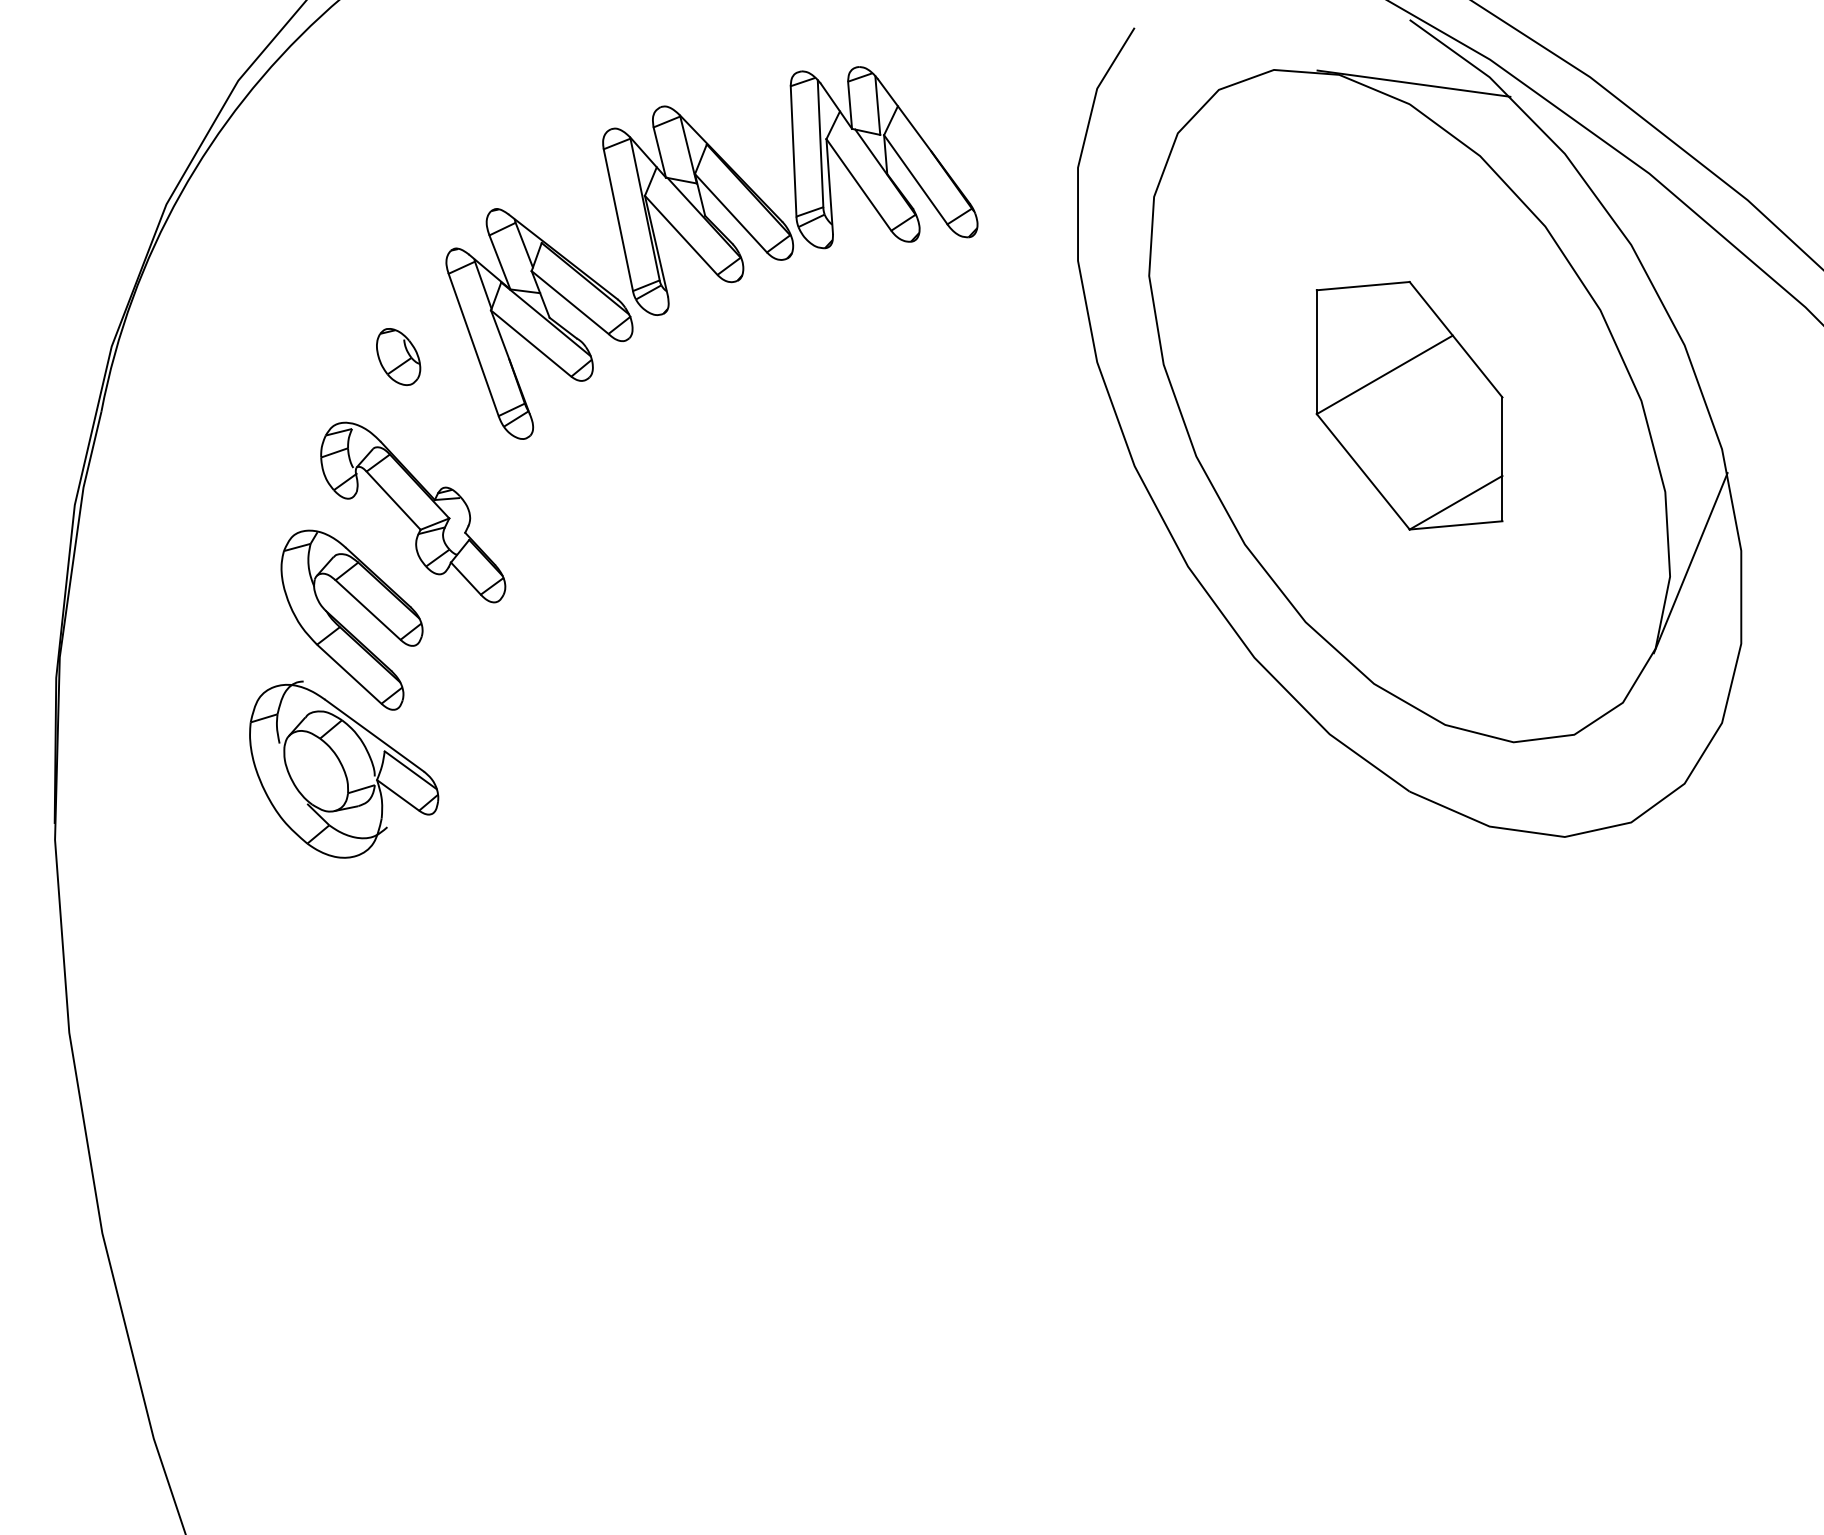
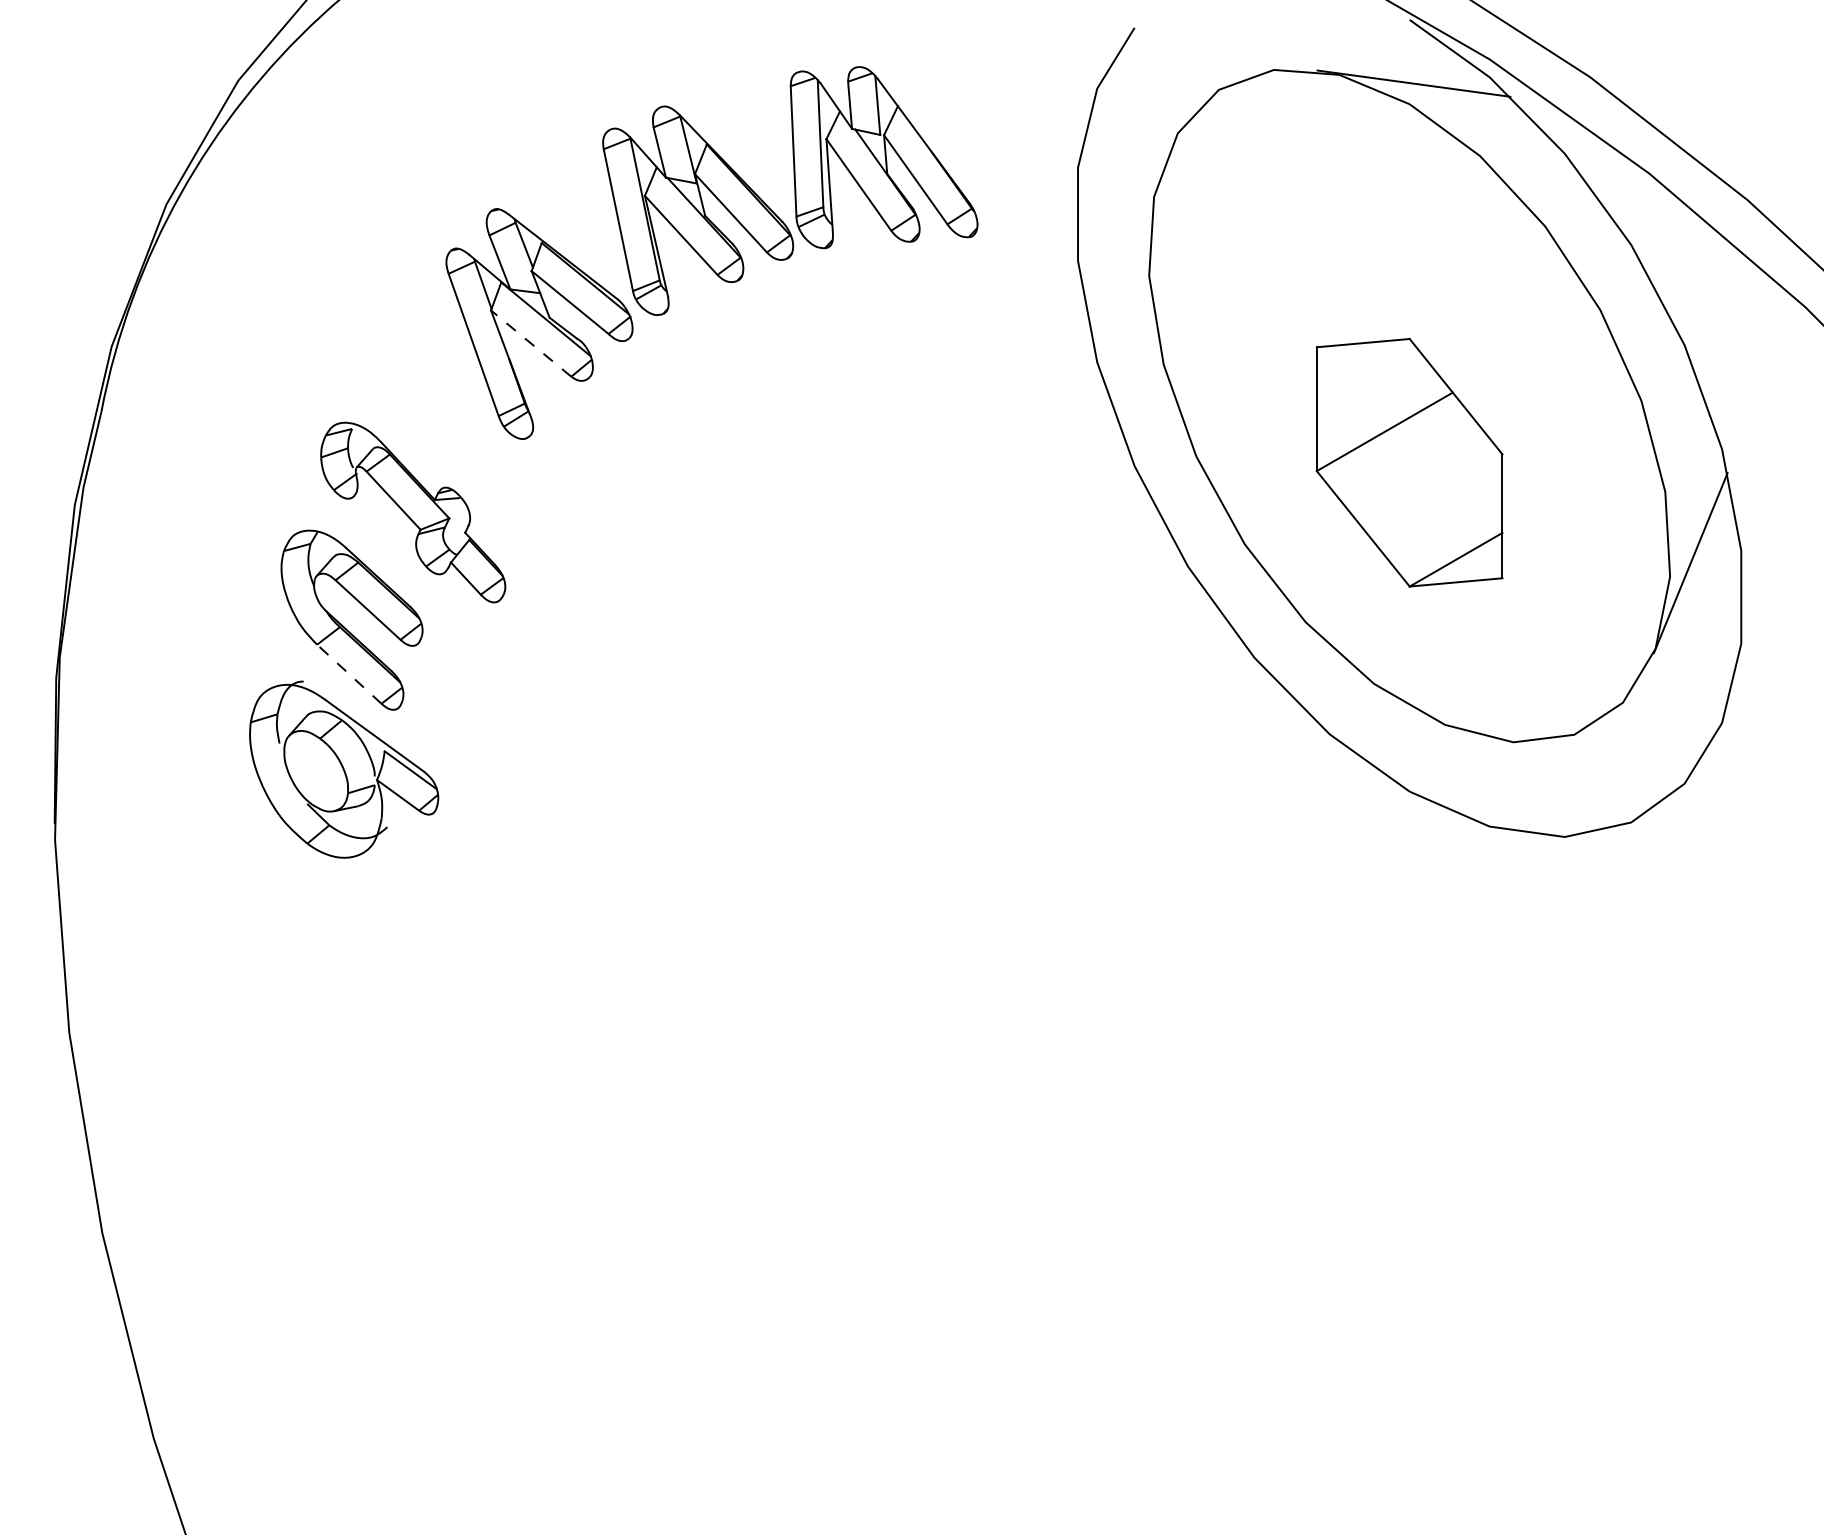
line: solid -> dashed (530, 343)
part: present -> none (398, 356)
part position: (1409, 405) -> (1409, 462) (1409, 462)
line: solid -> dashed (349, 674)
